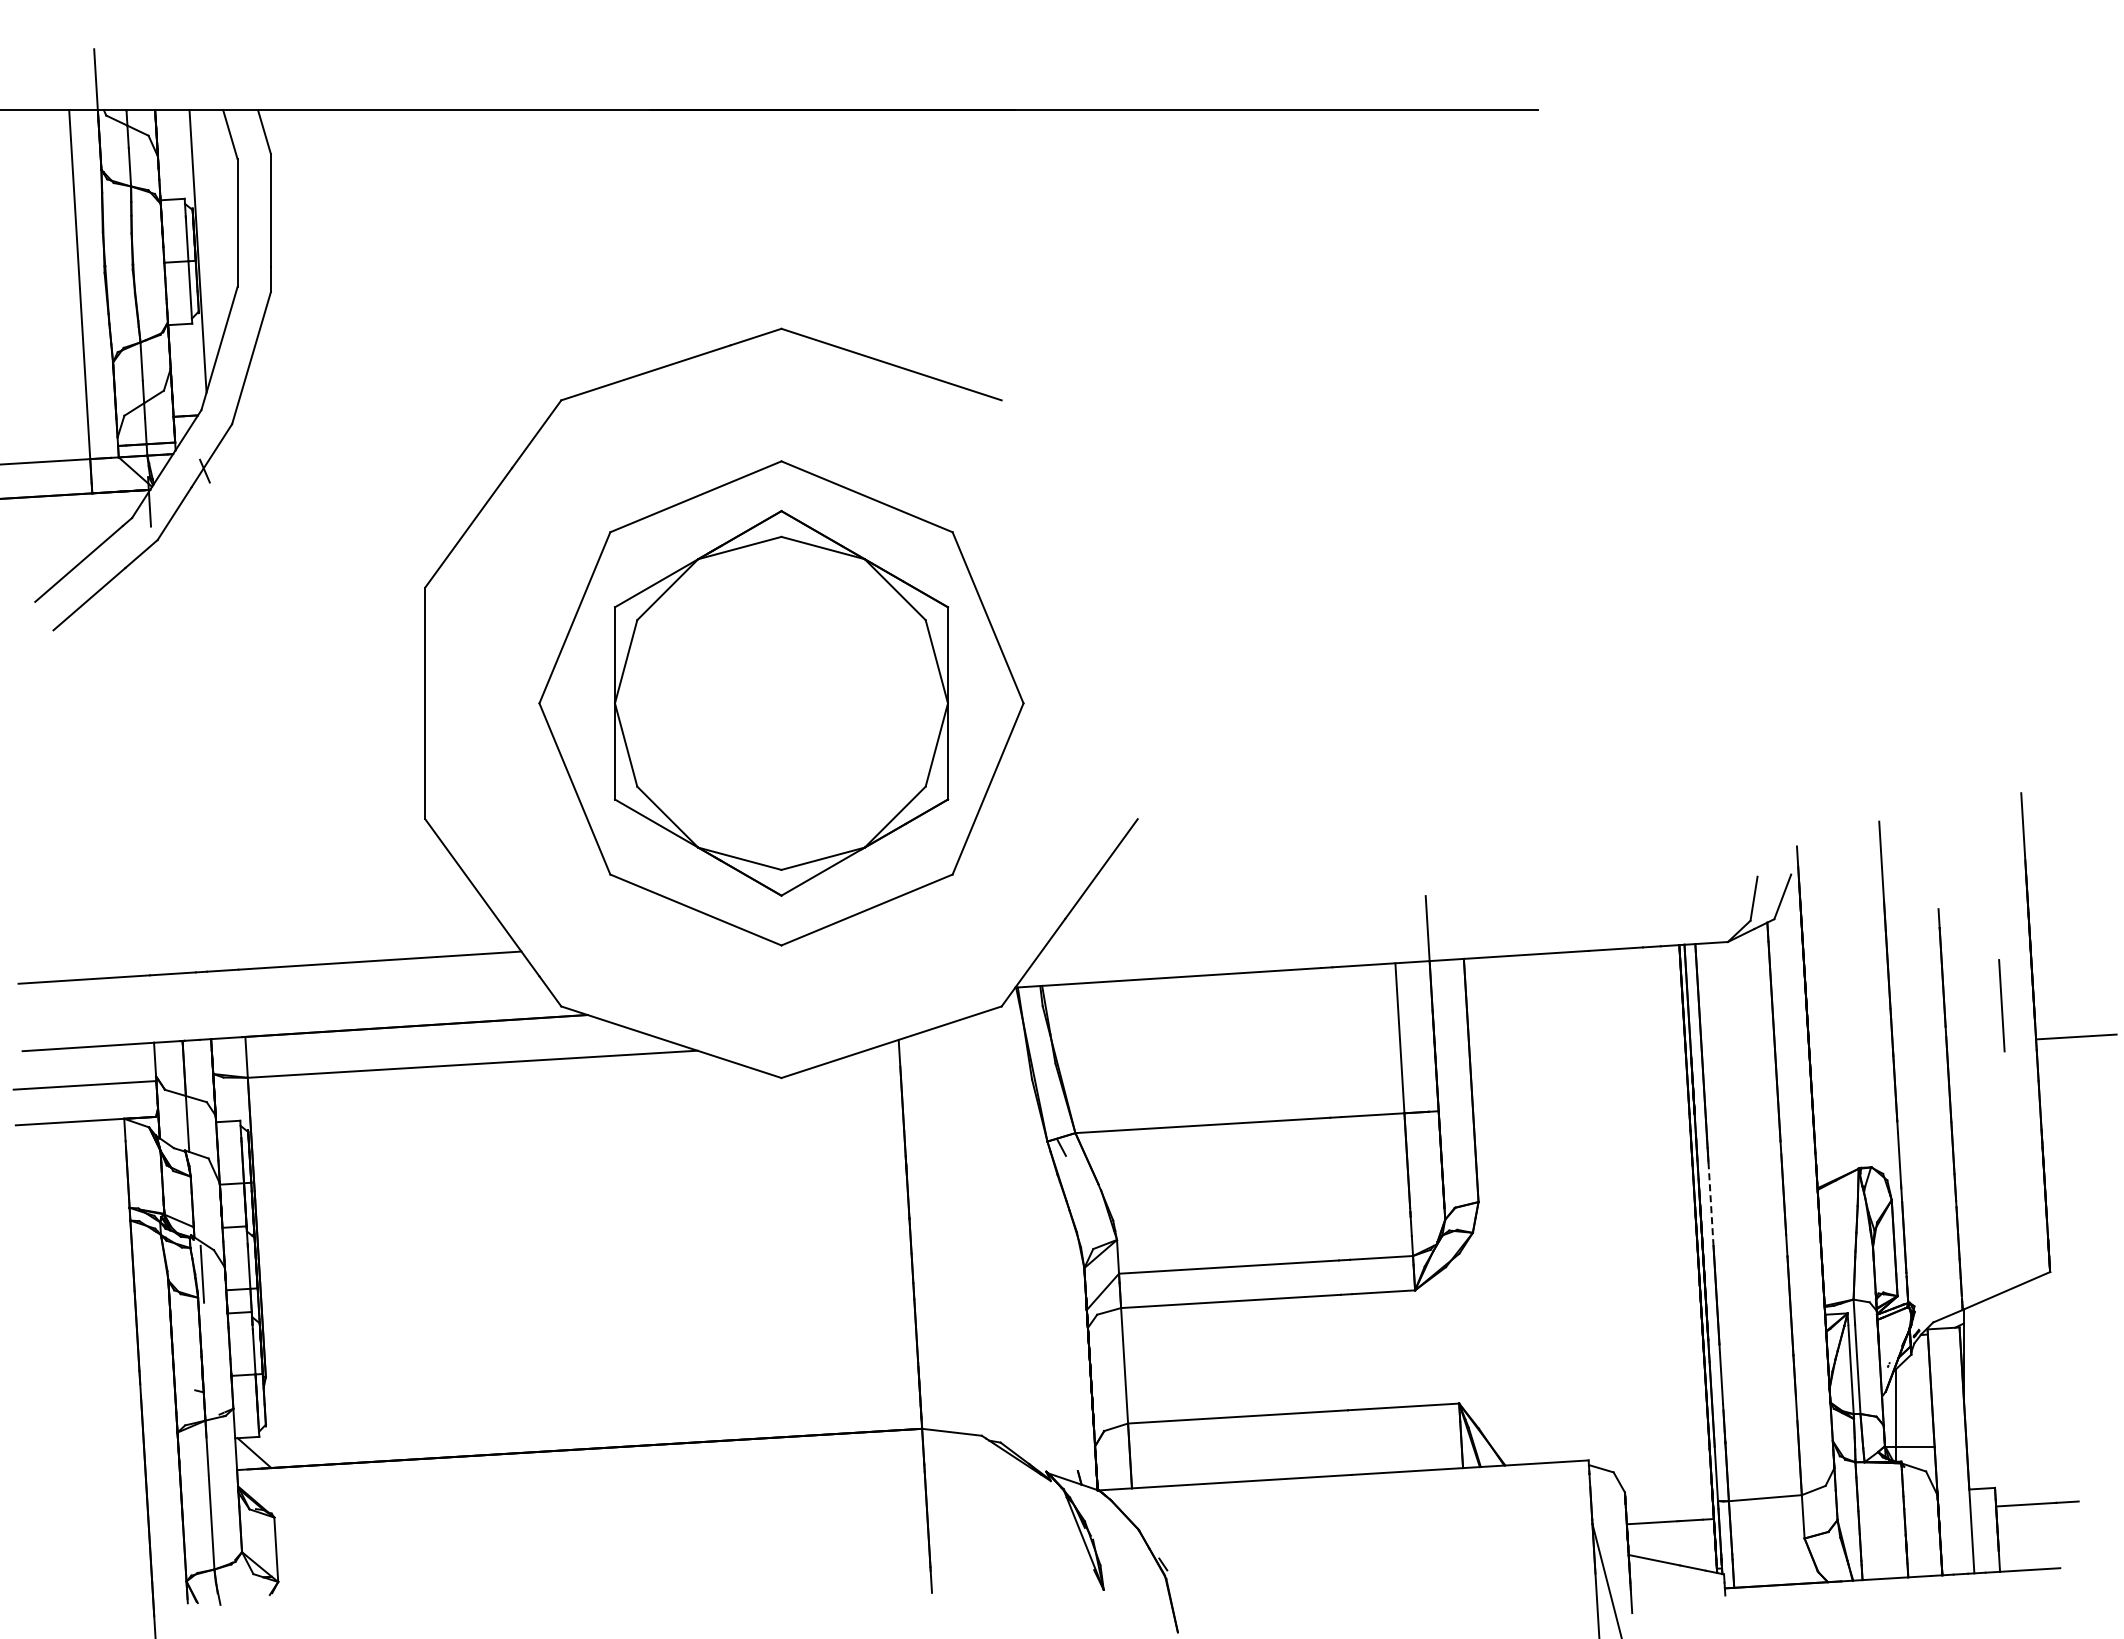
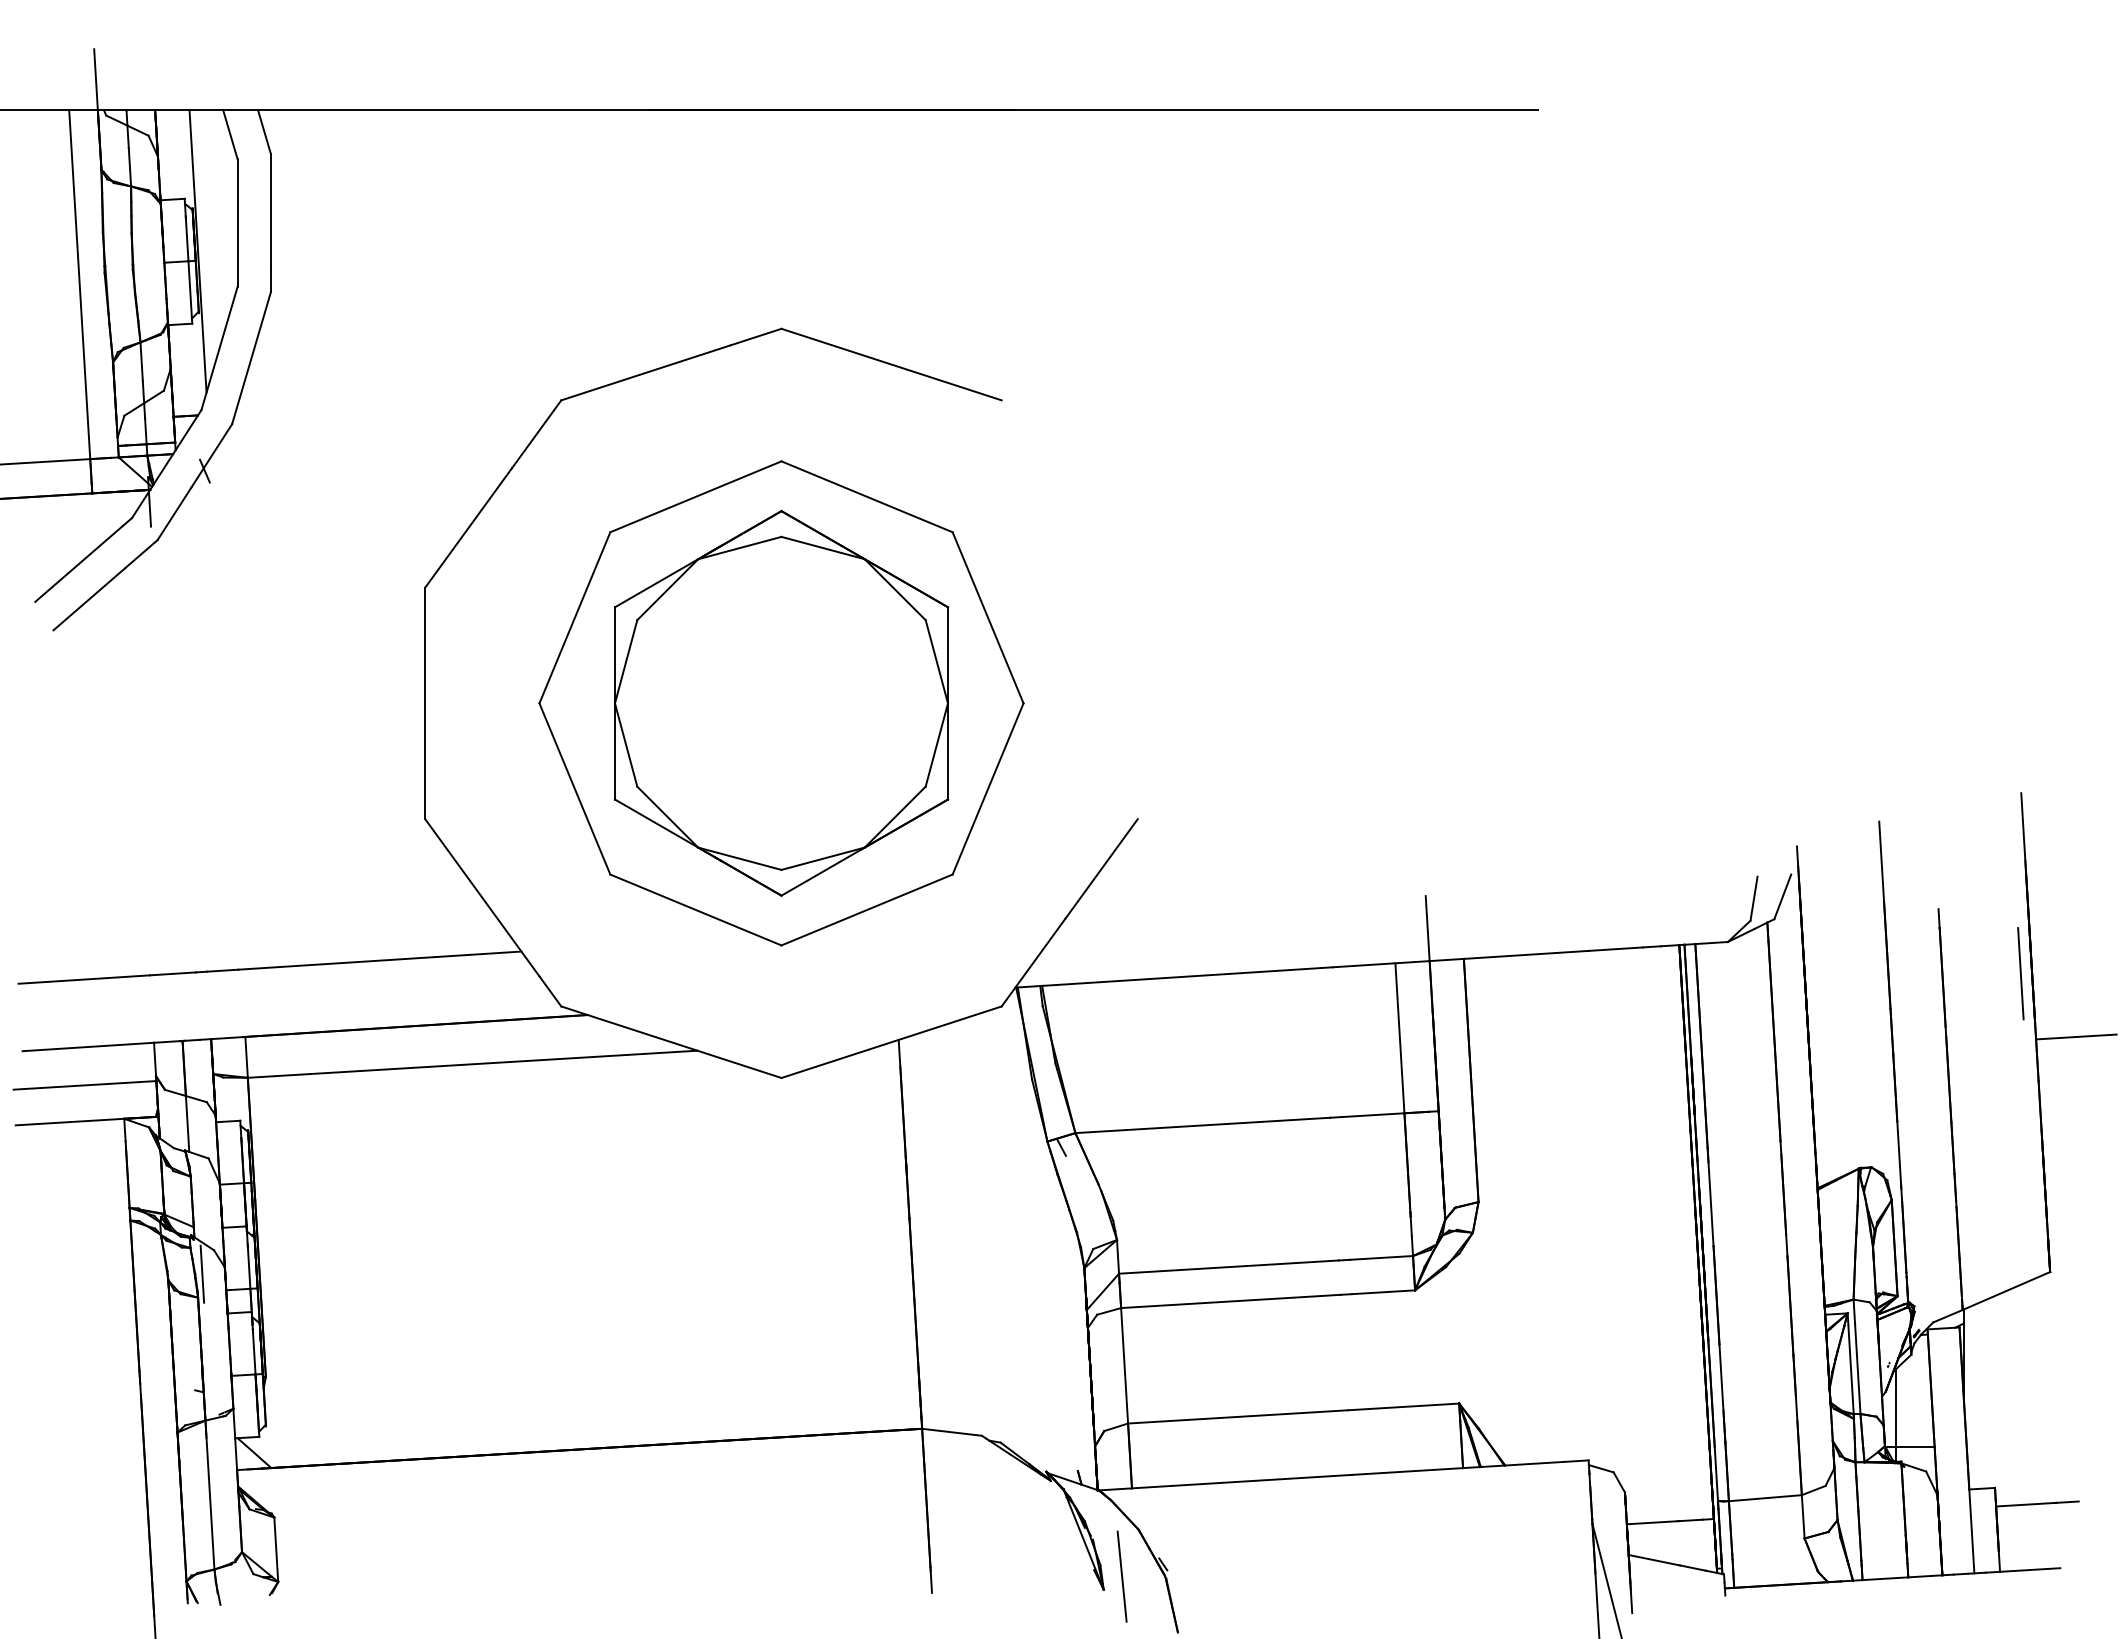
line position: (2001, 1005) -> (2020, 973) (2020, 973)
line: dashed -> solid (1711, 1204)
line: none -> present (1121, 1576)
